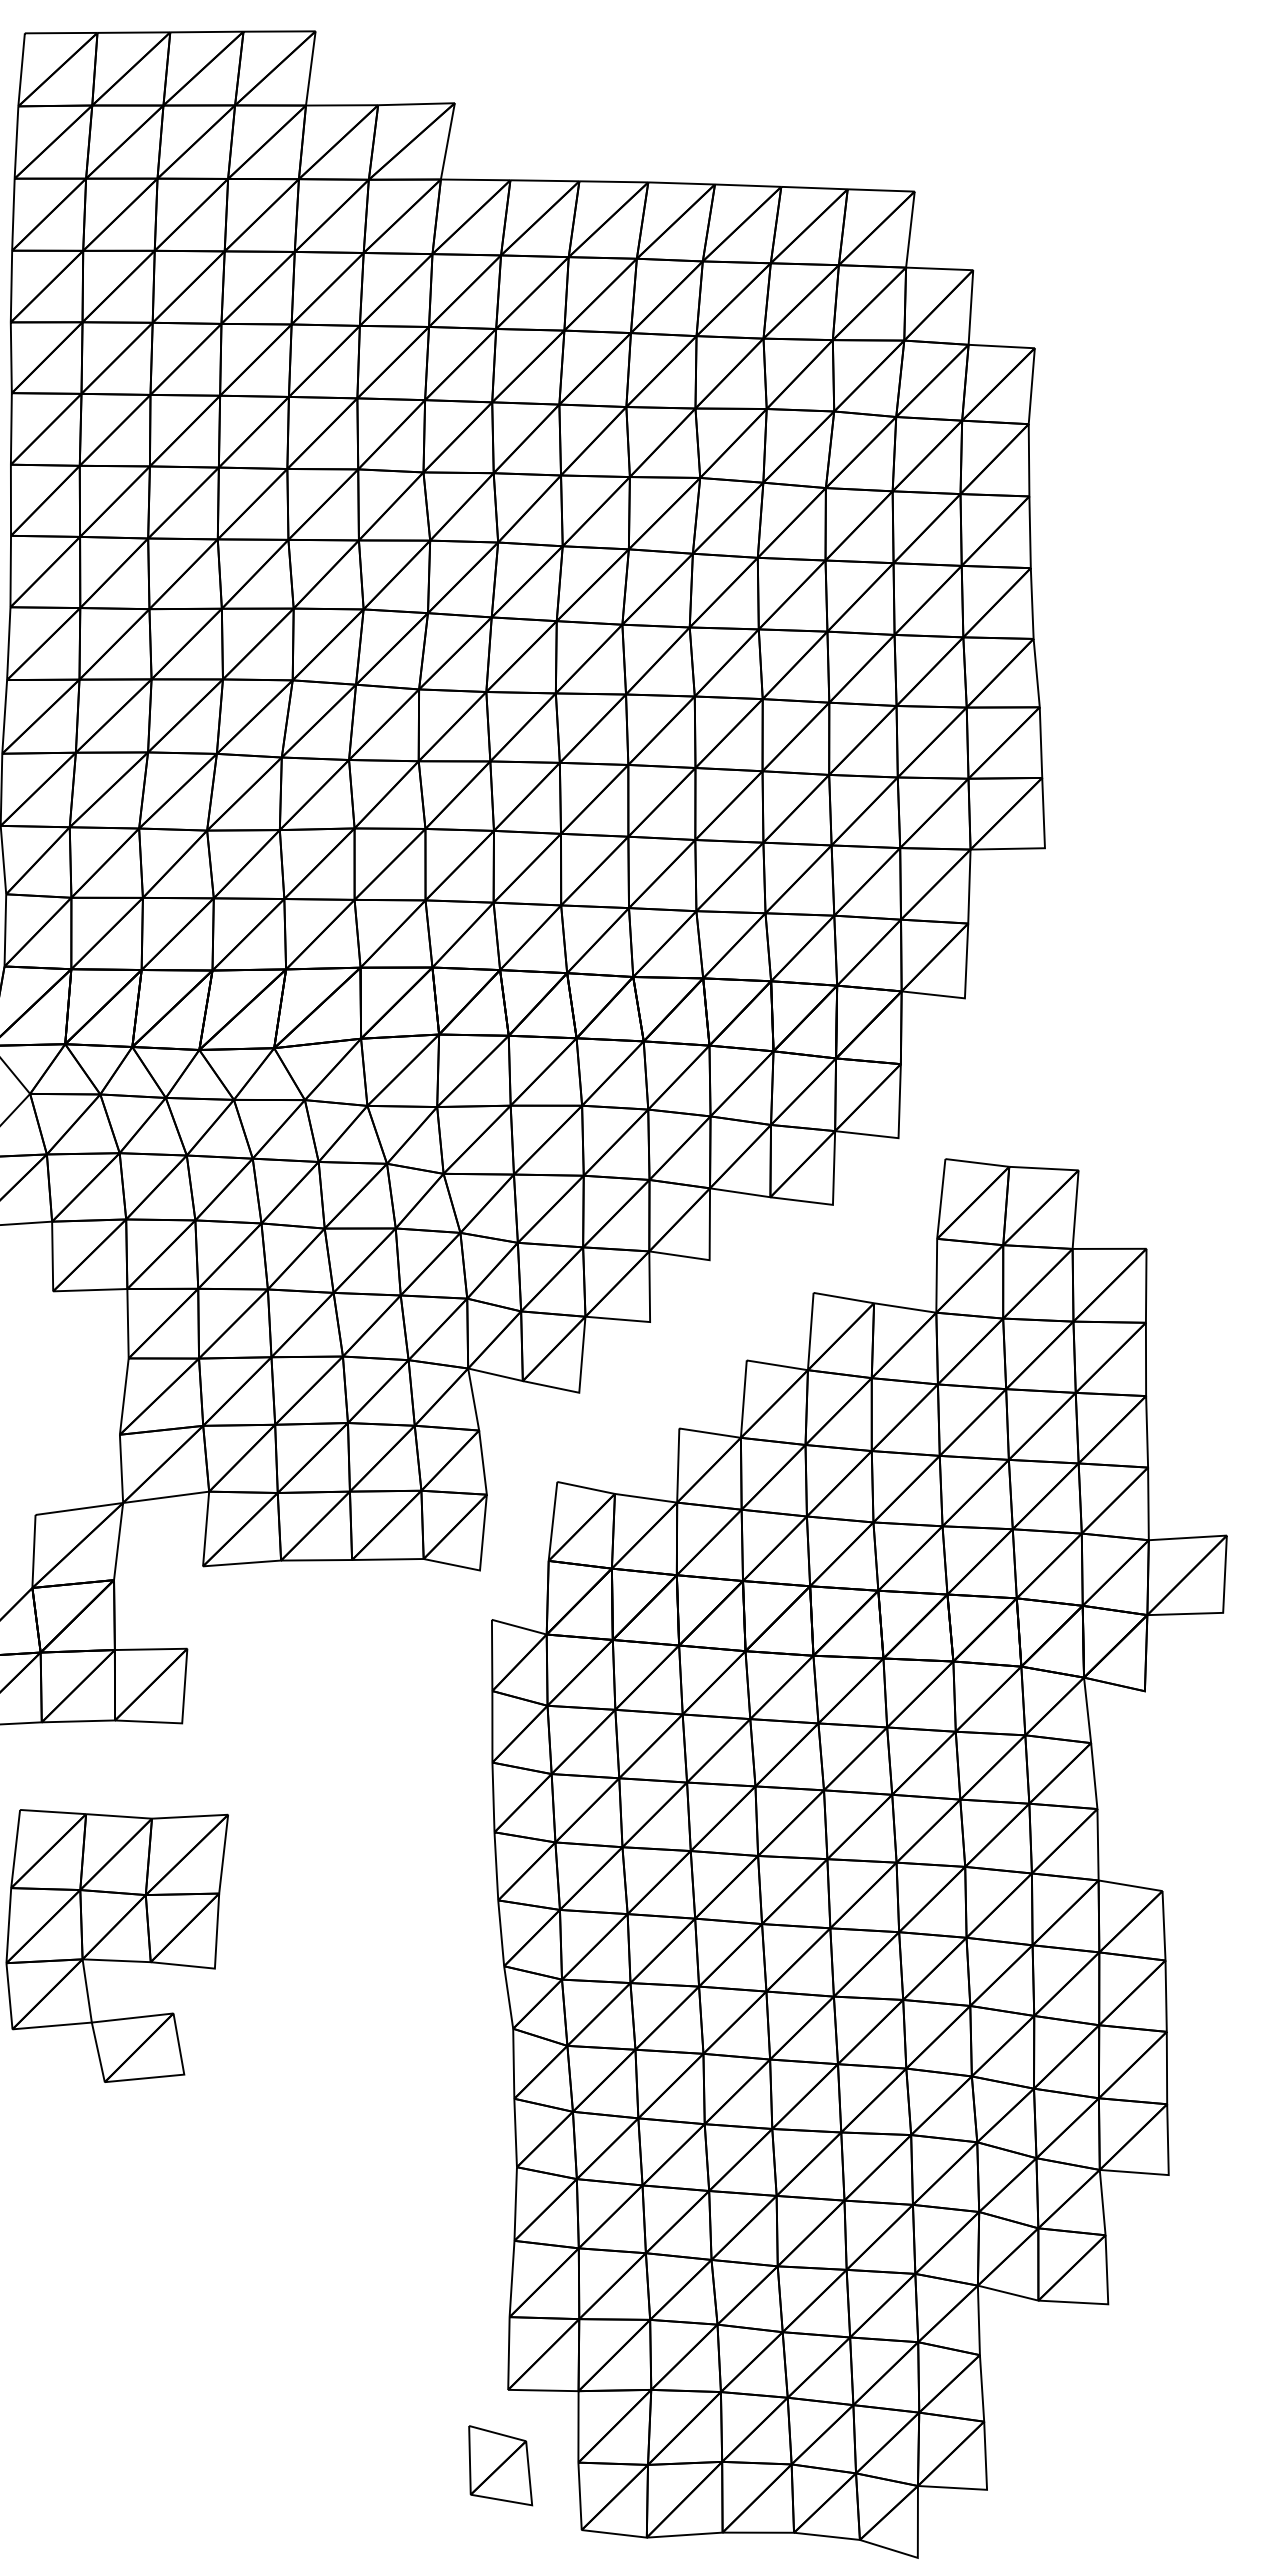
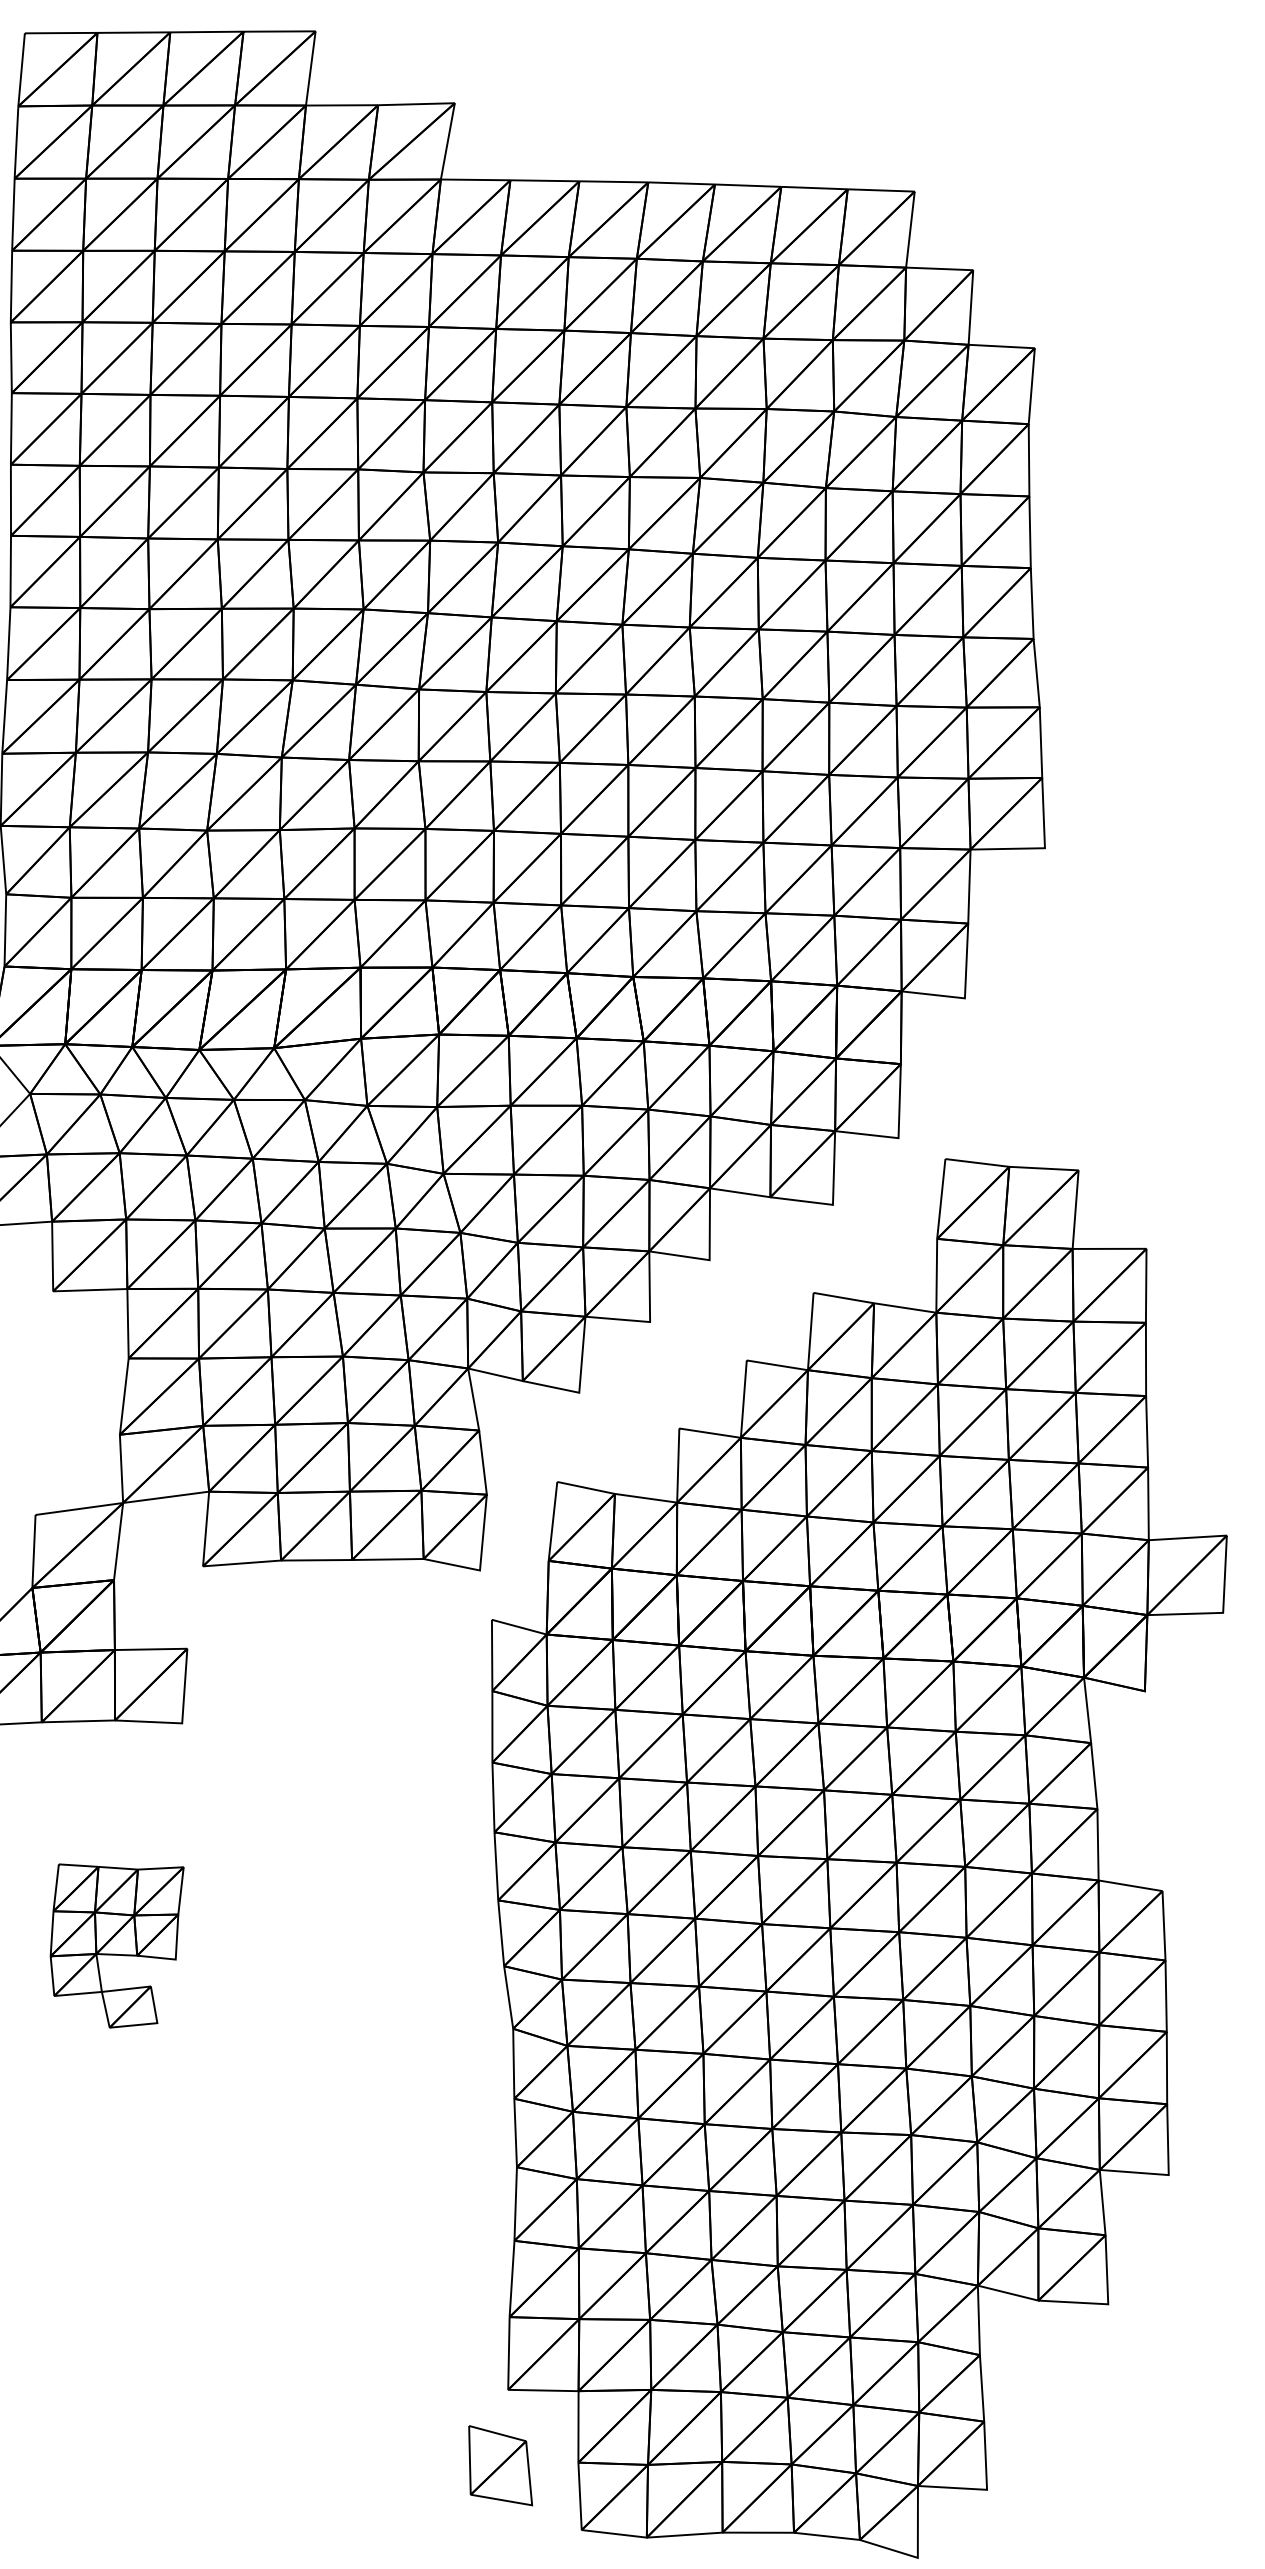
part size: 224x274 px -> 136x166 px (116, 1945)
